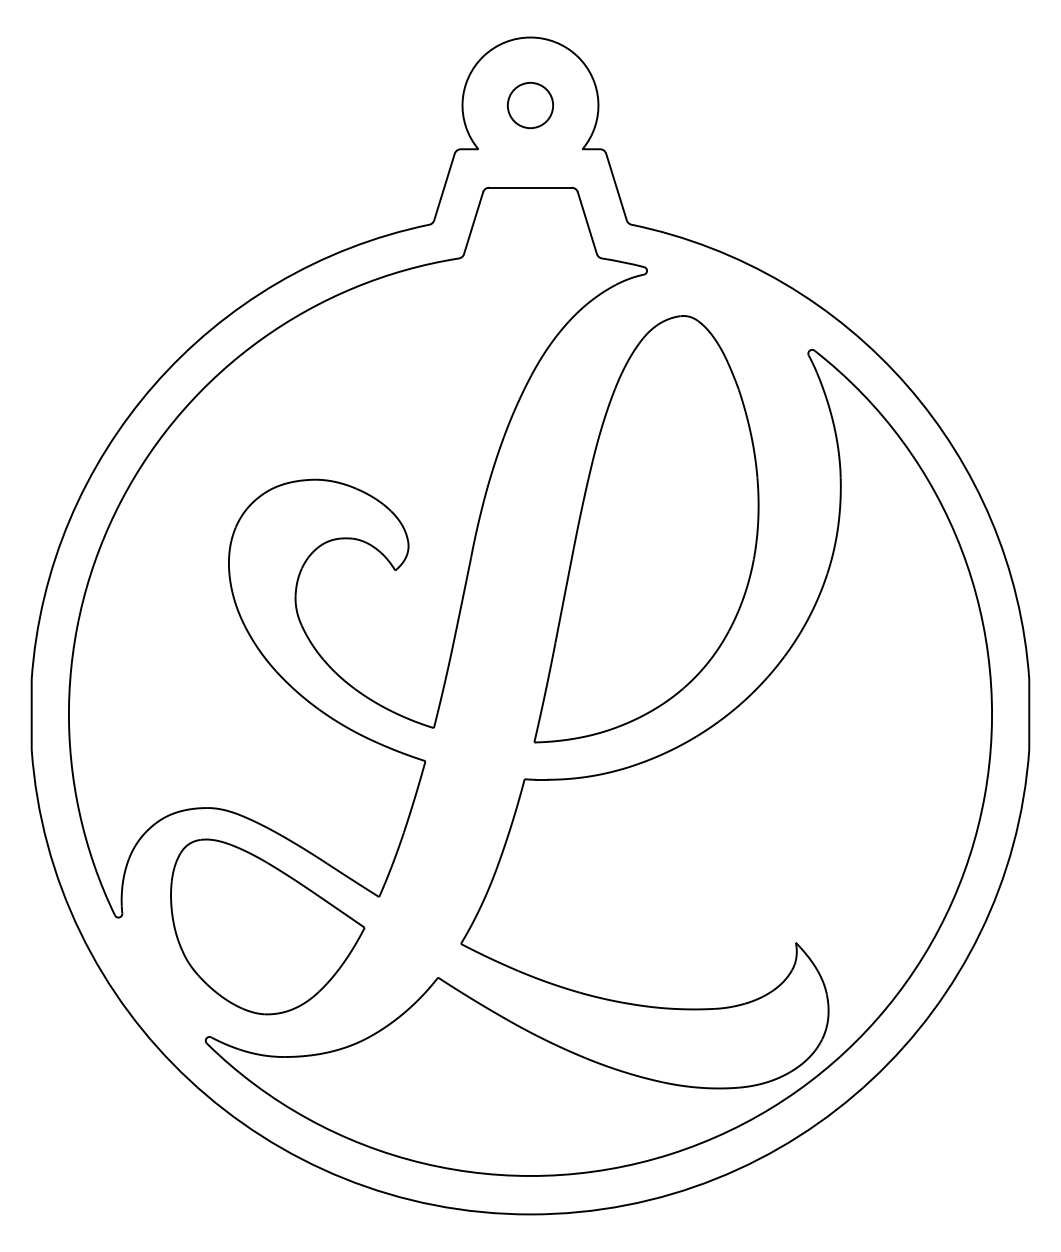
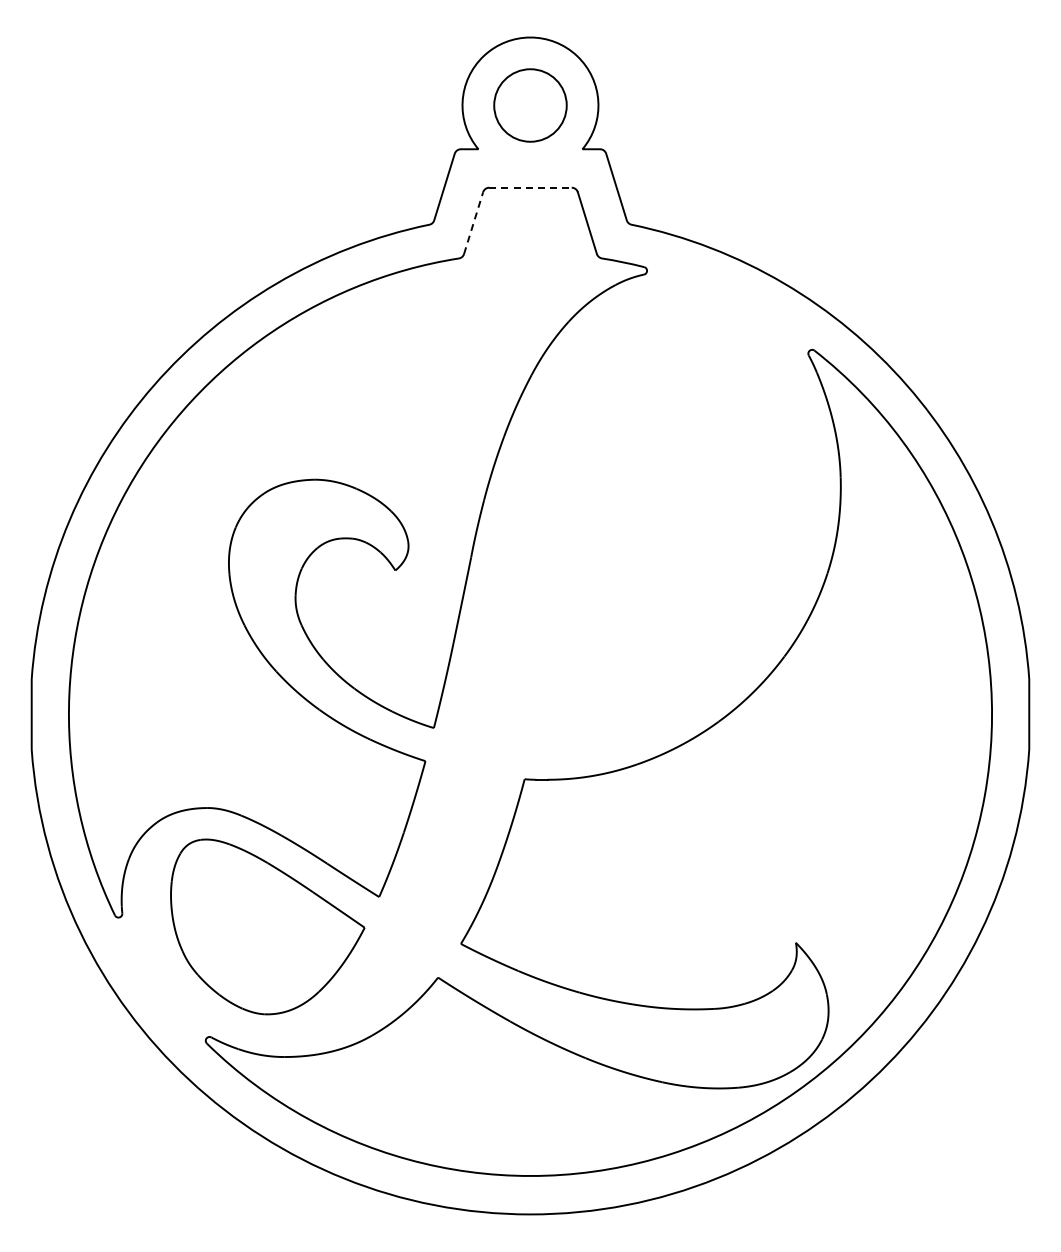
circle diameter: 45 px -> 73 px (530, 105)
line: solid -> dashed (530, 187)
line: solid -> dashed (473, 222)
part: present -> none (646, 529)
